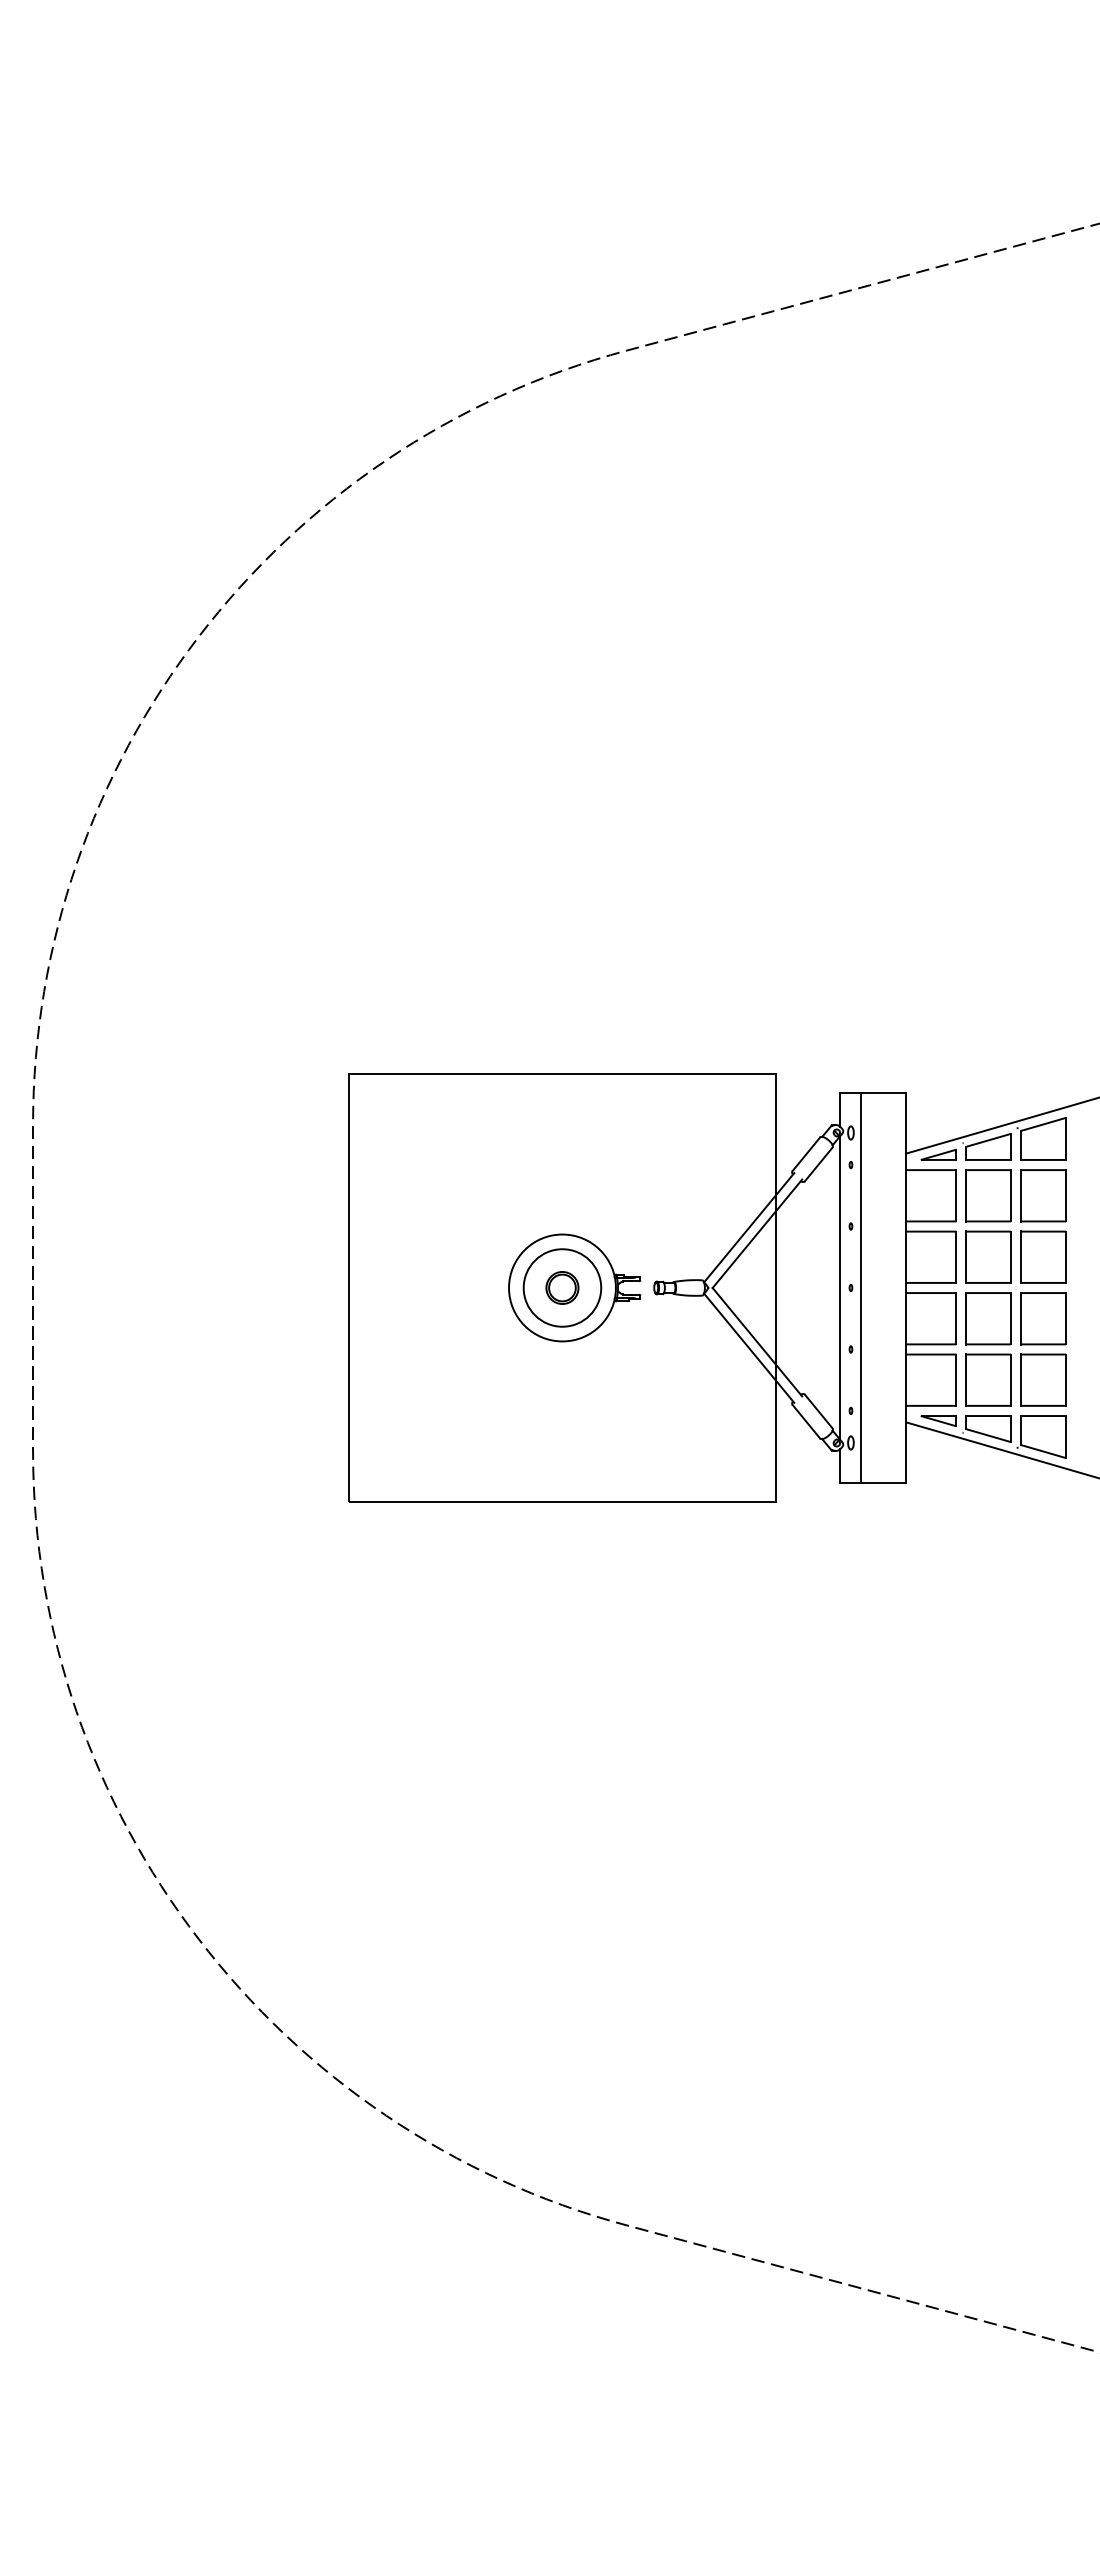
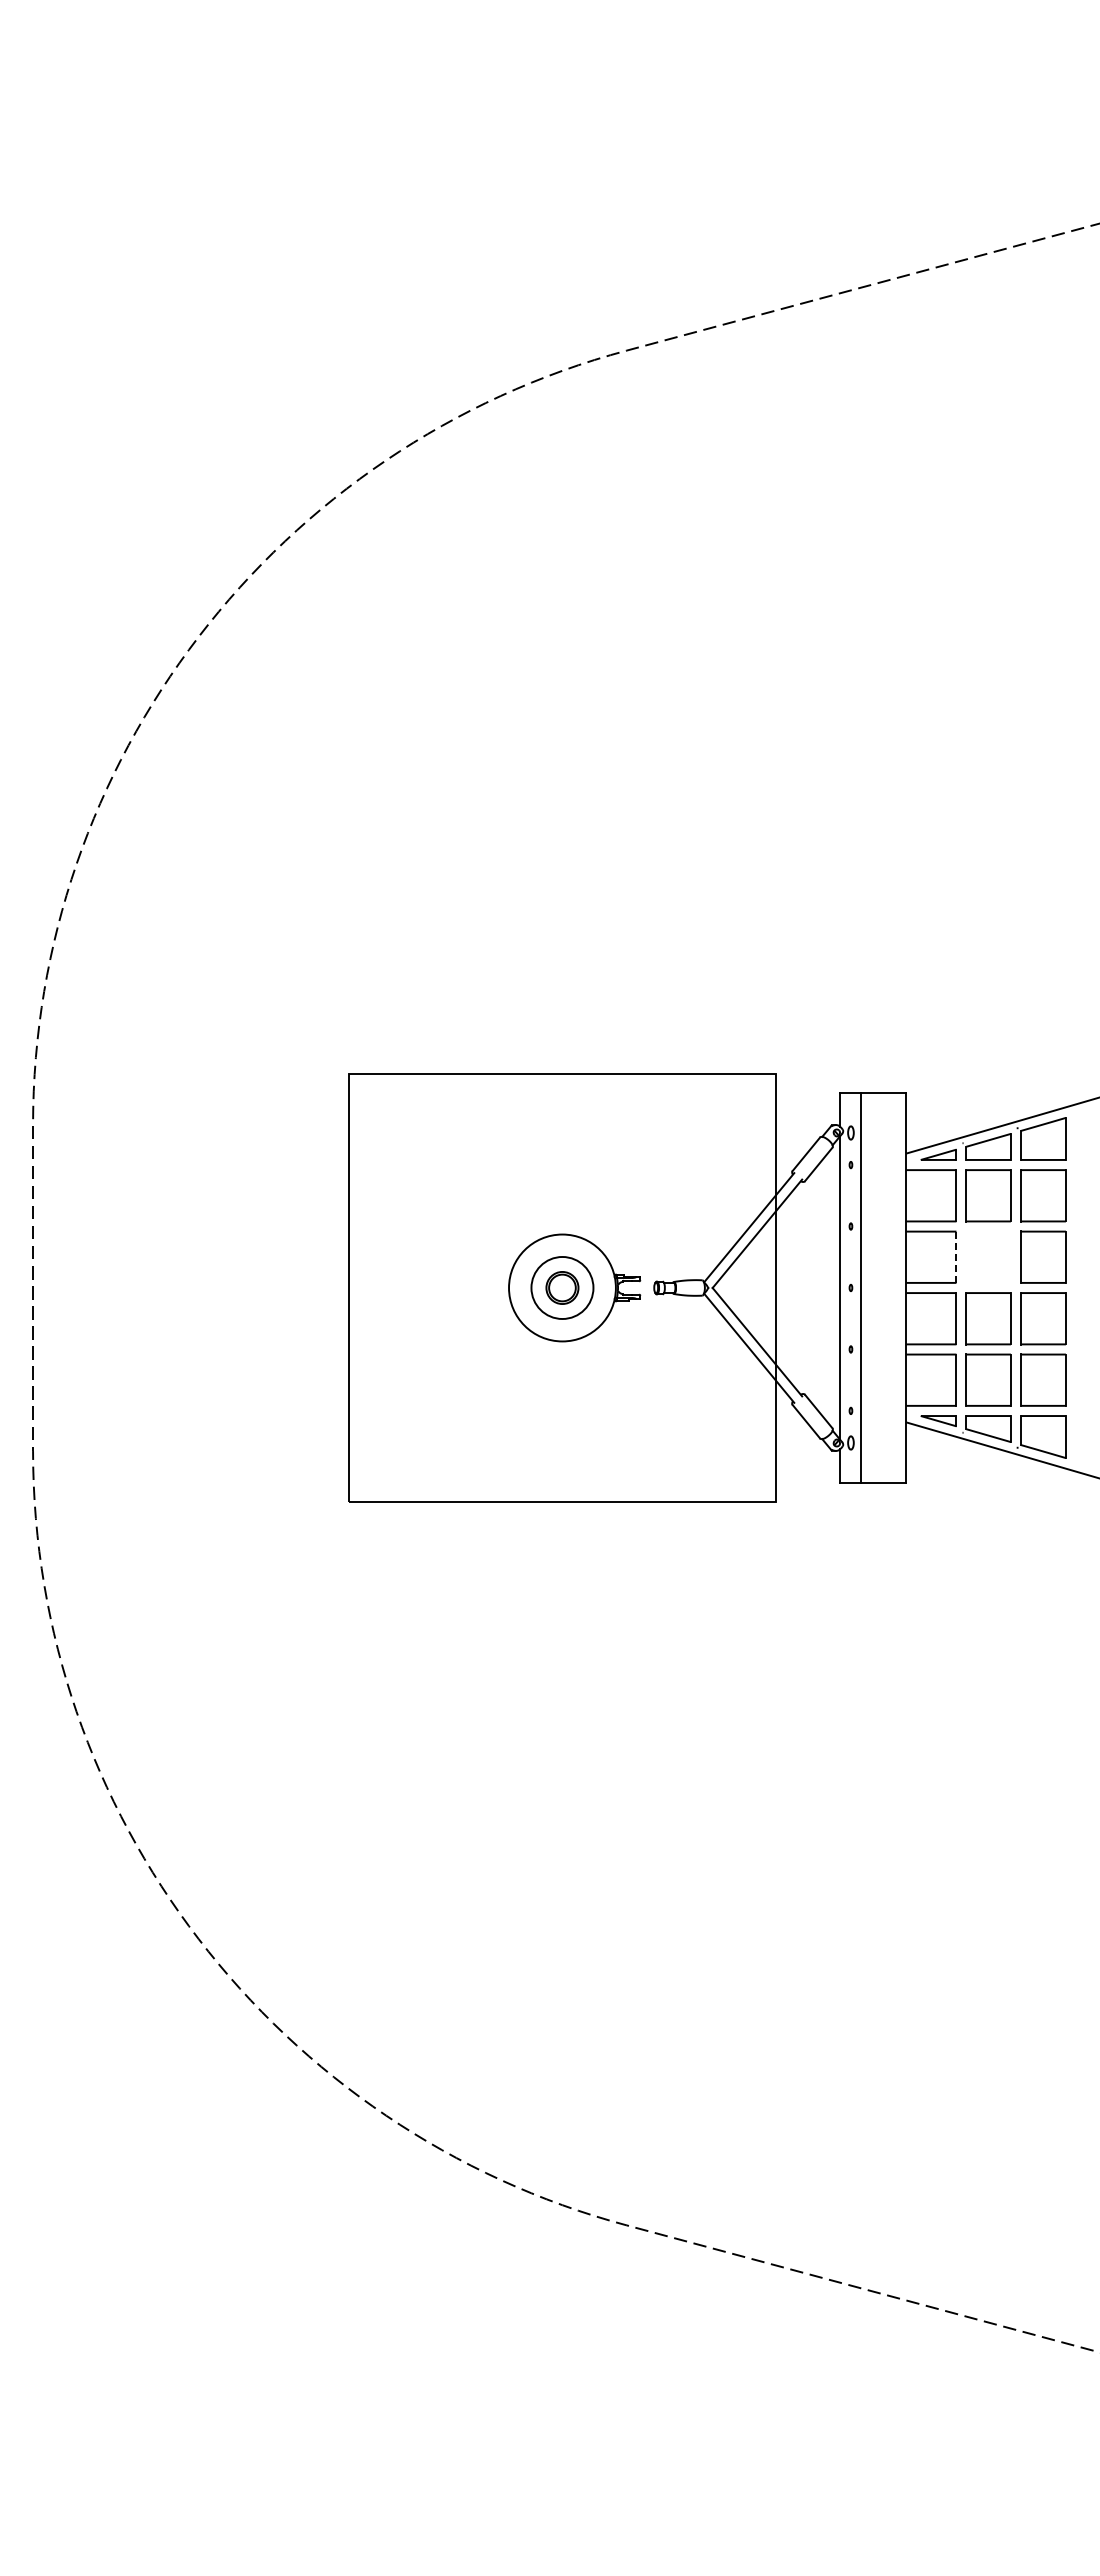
part: present -> none (988, 1256)
line: solid -> dashed (956, 1257)
circle diameter: 78 px -> 62 px (562, 1287)
